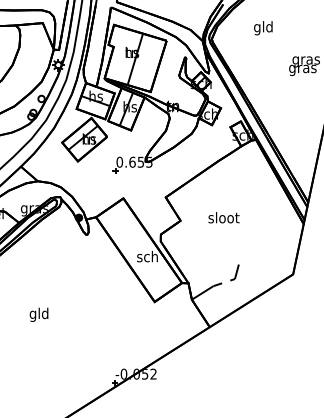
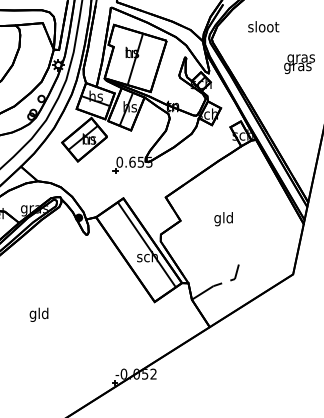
text: gld -> sloot (263, 28)
text position: (304, 65) -> (299, 63) (299, 63)
text: sloot -> gld (223, 219)
line: none -> present (146, 244)
